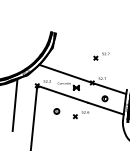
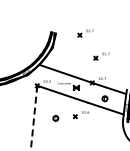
part: none -> present (85, 33)
line: present -> none (14, 105)
part position: (56, 111) -> (55, 118) (55, 118)
line: solid -> dashed (34, 118)
